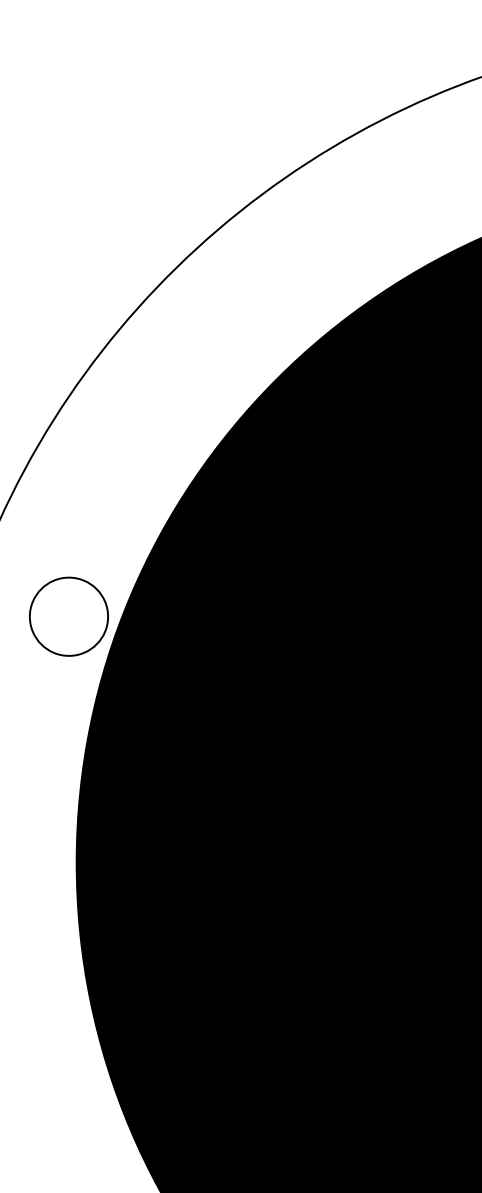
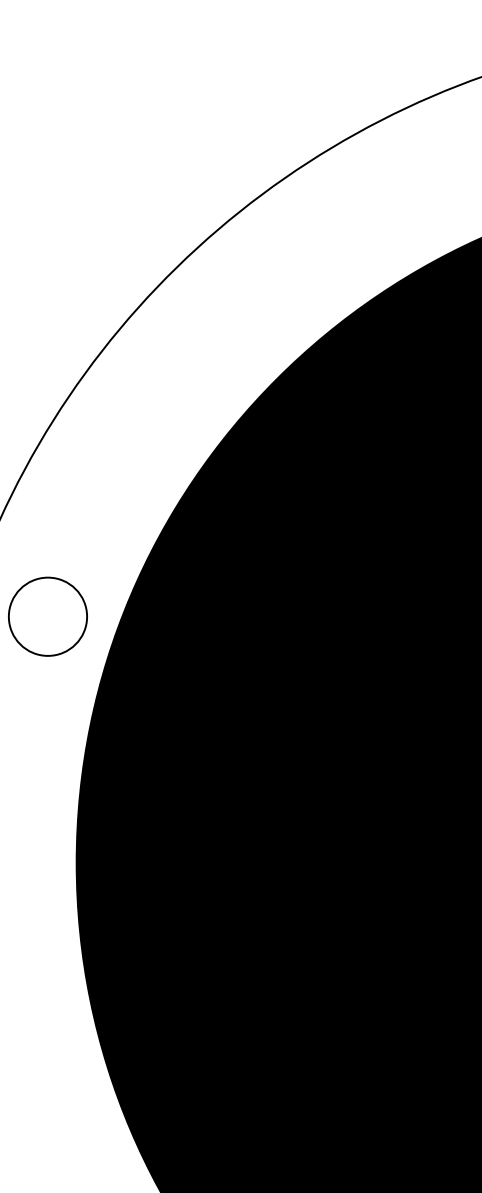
circle position: (68, 616) -> (47, 616) (47, 616)
